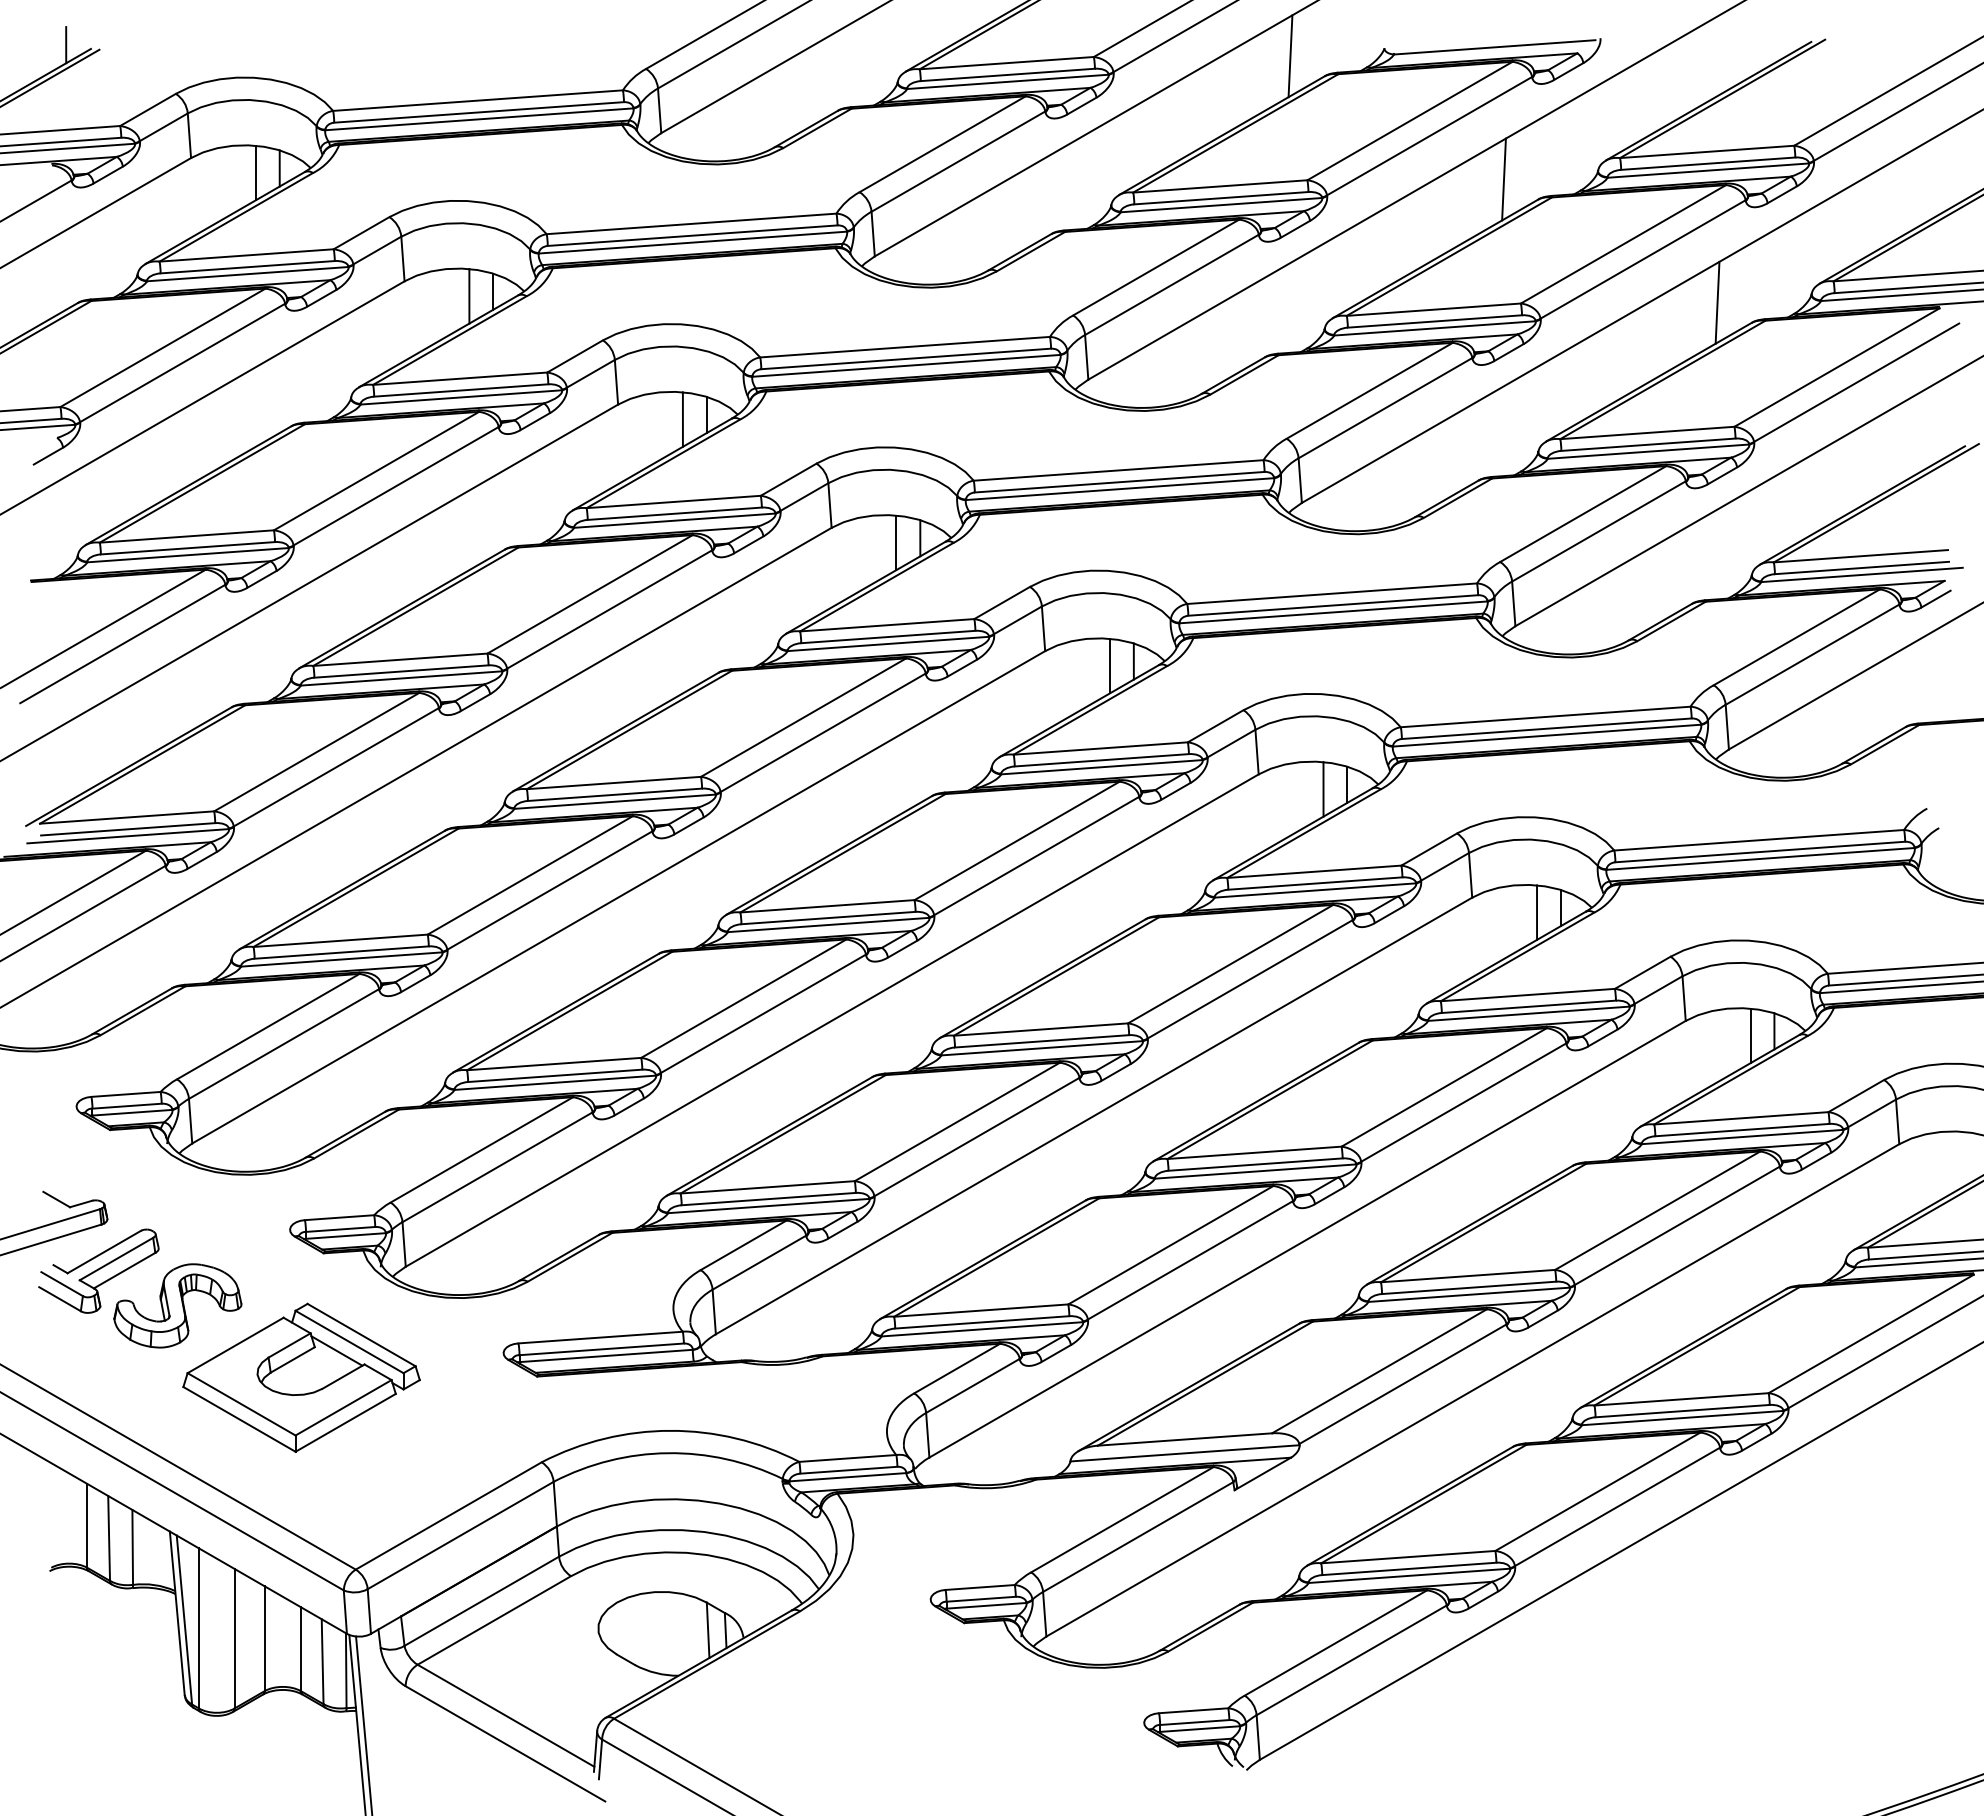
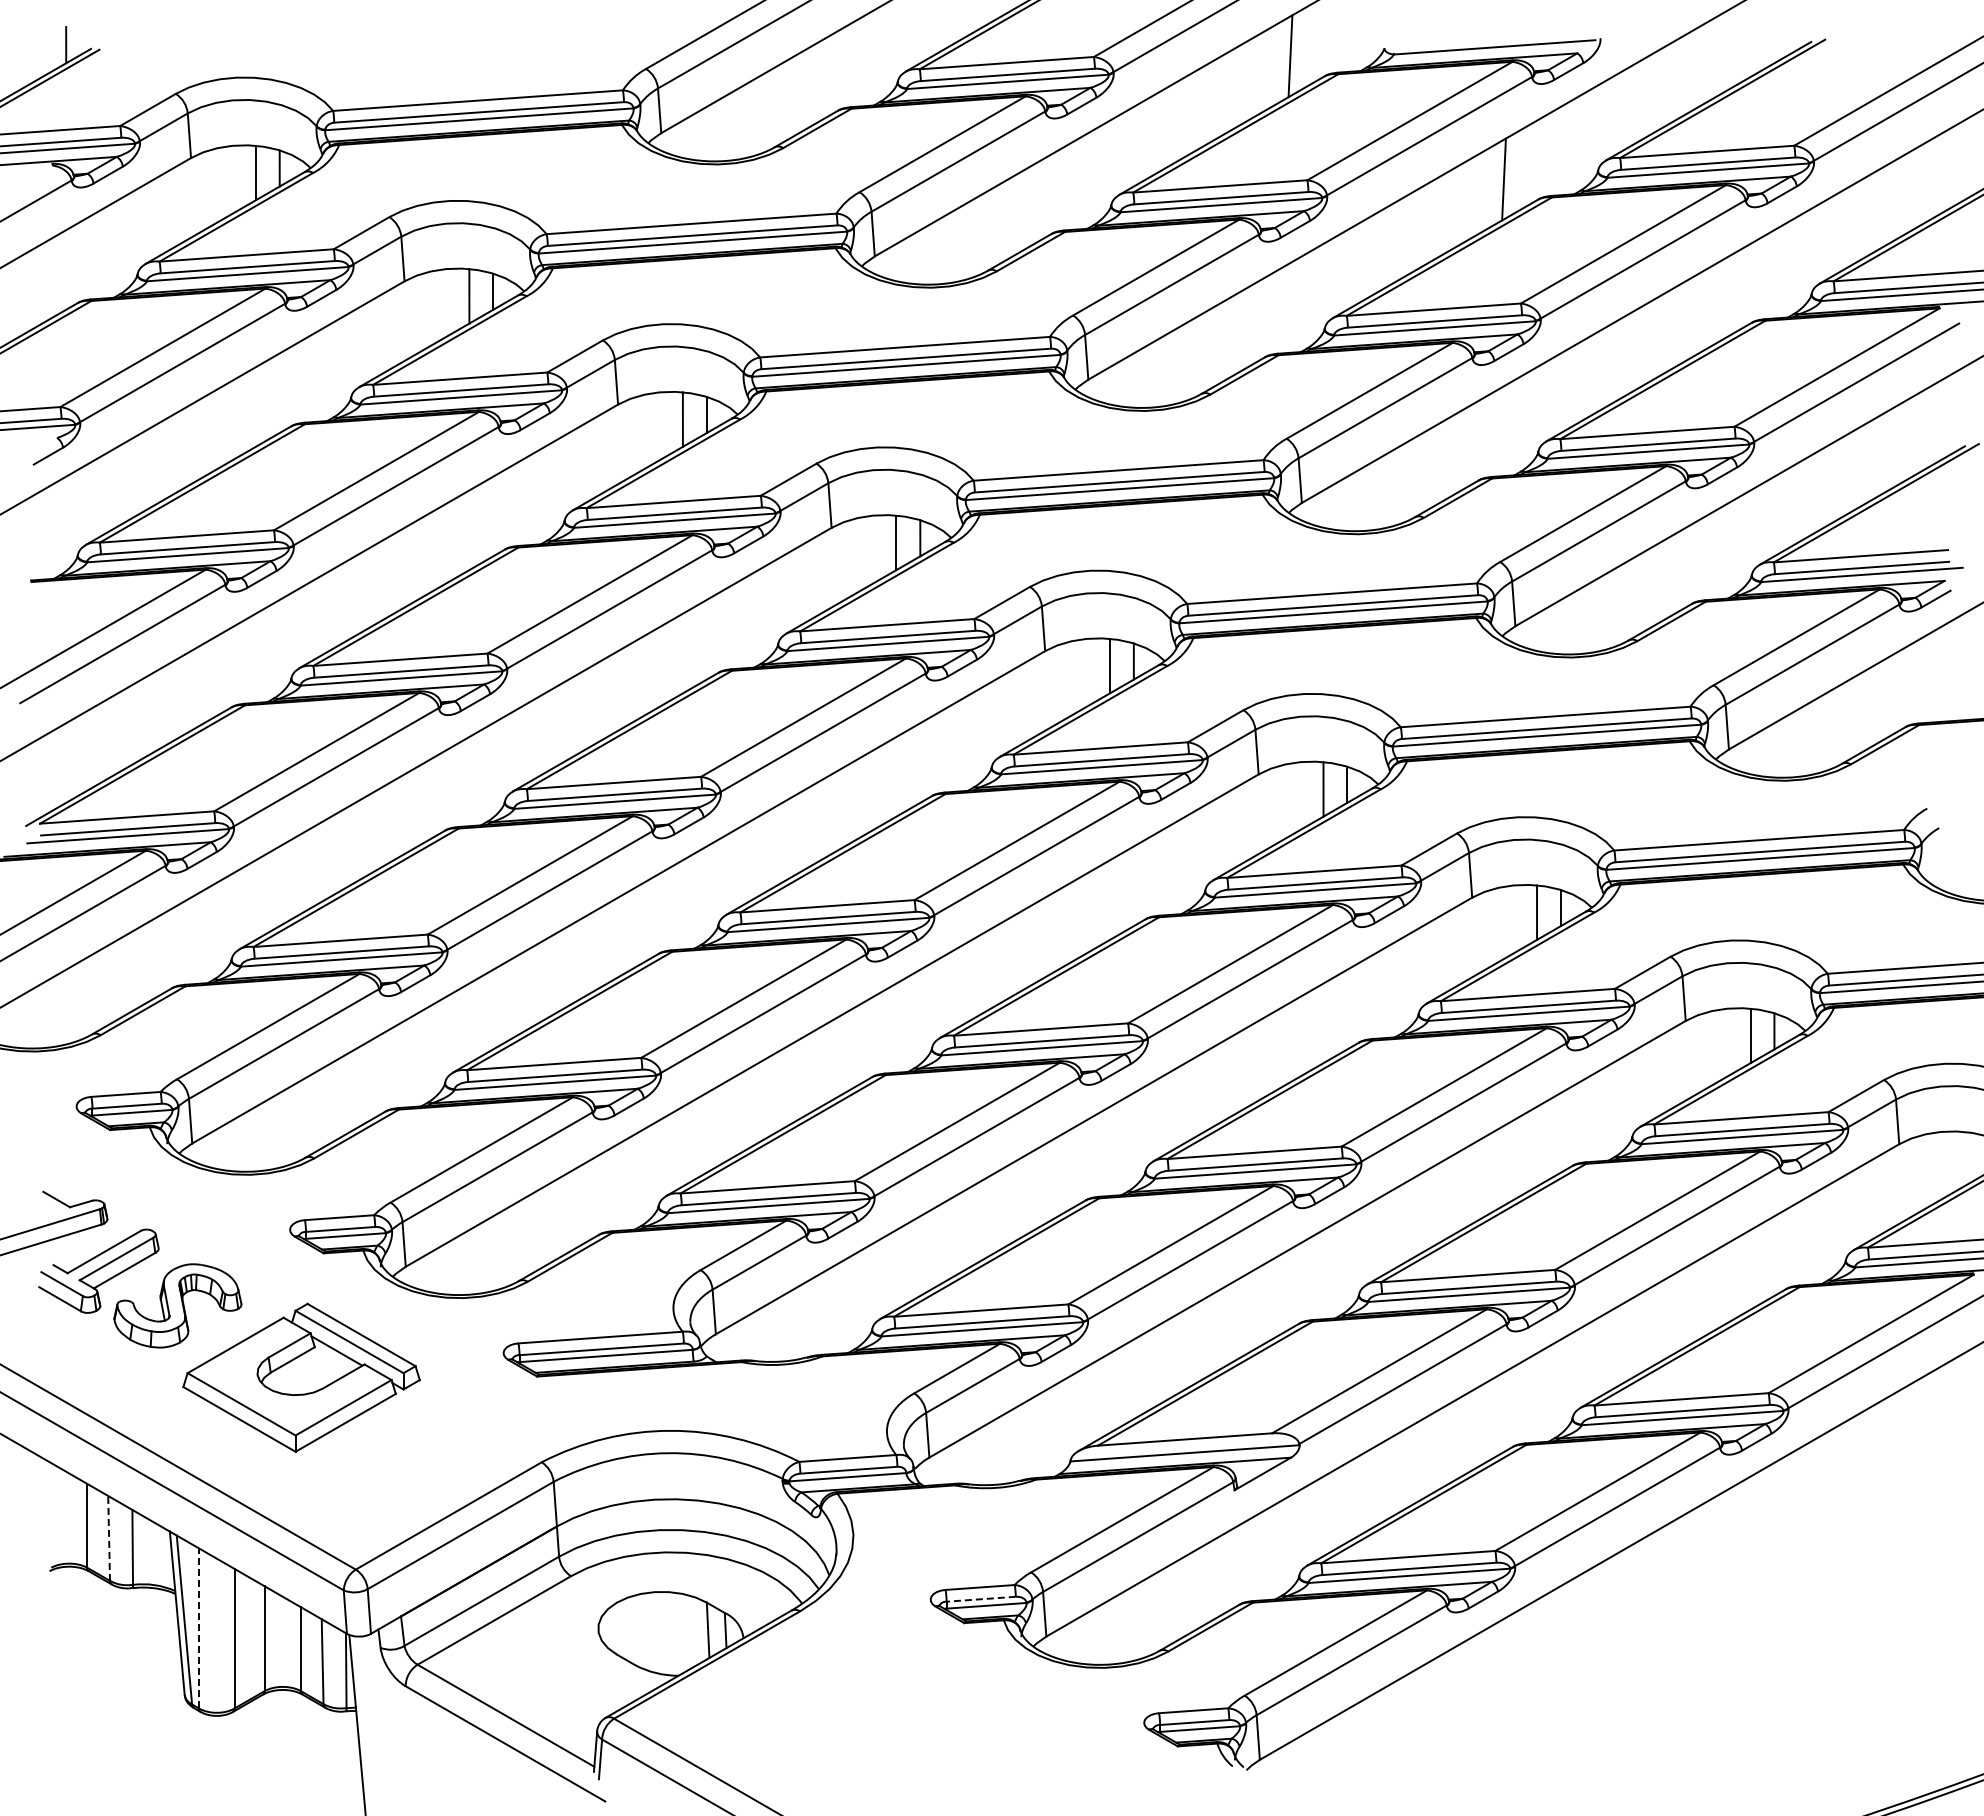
line: present -> none (1717, 302)
line: solid -> dashed (109, 1537)
line: solid -> dashed (981, 1599)
line: solid -> dashed (198, 1627)
line: present -> none (363, 1724)
